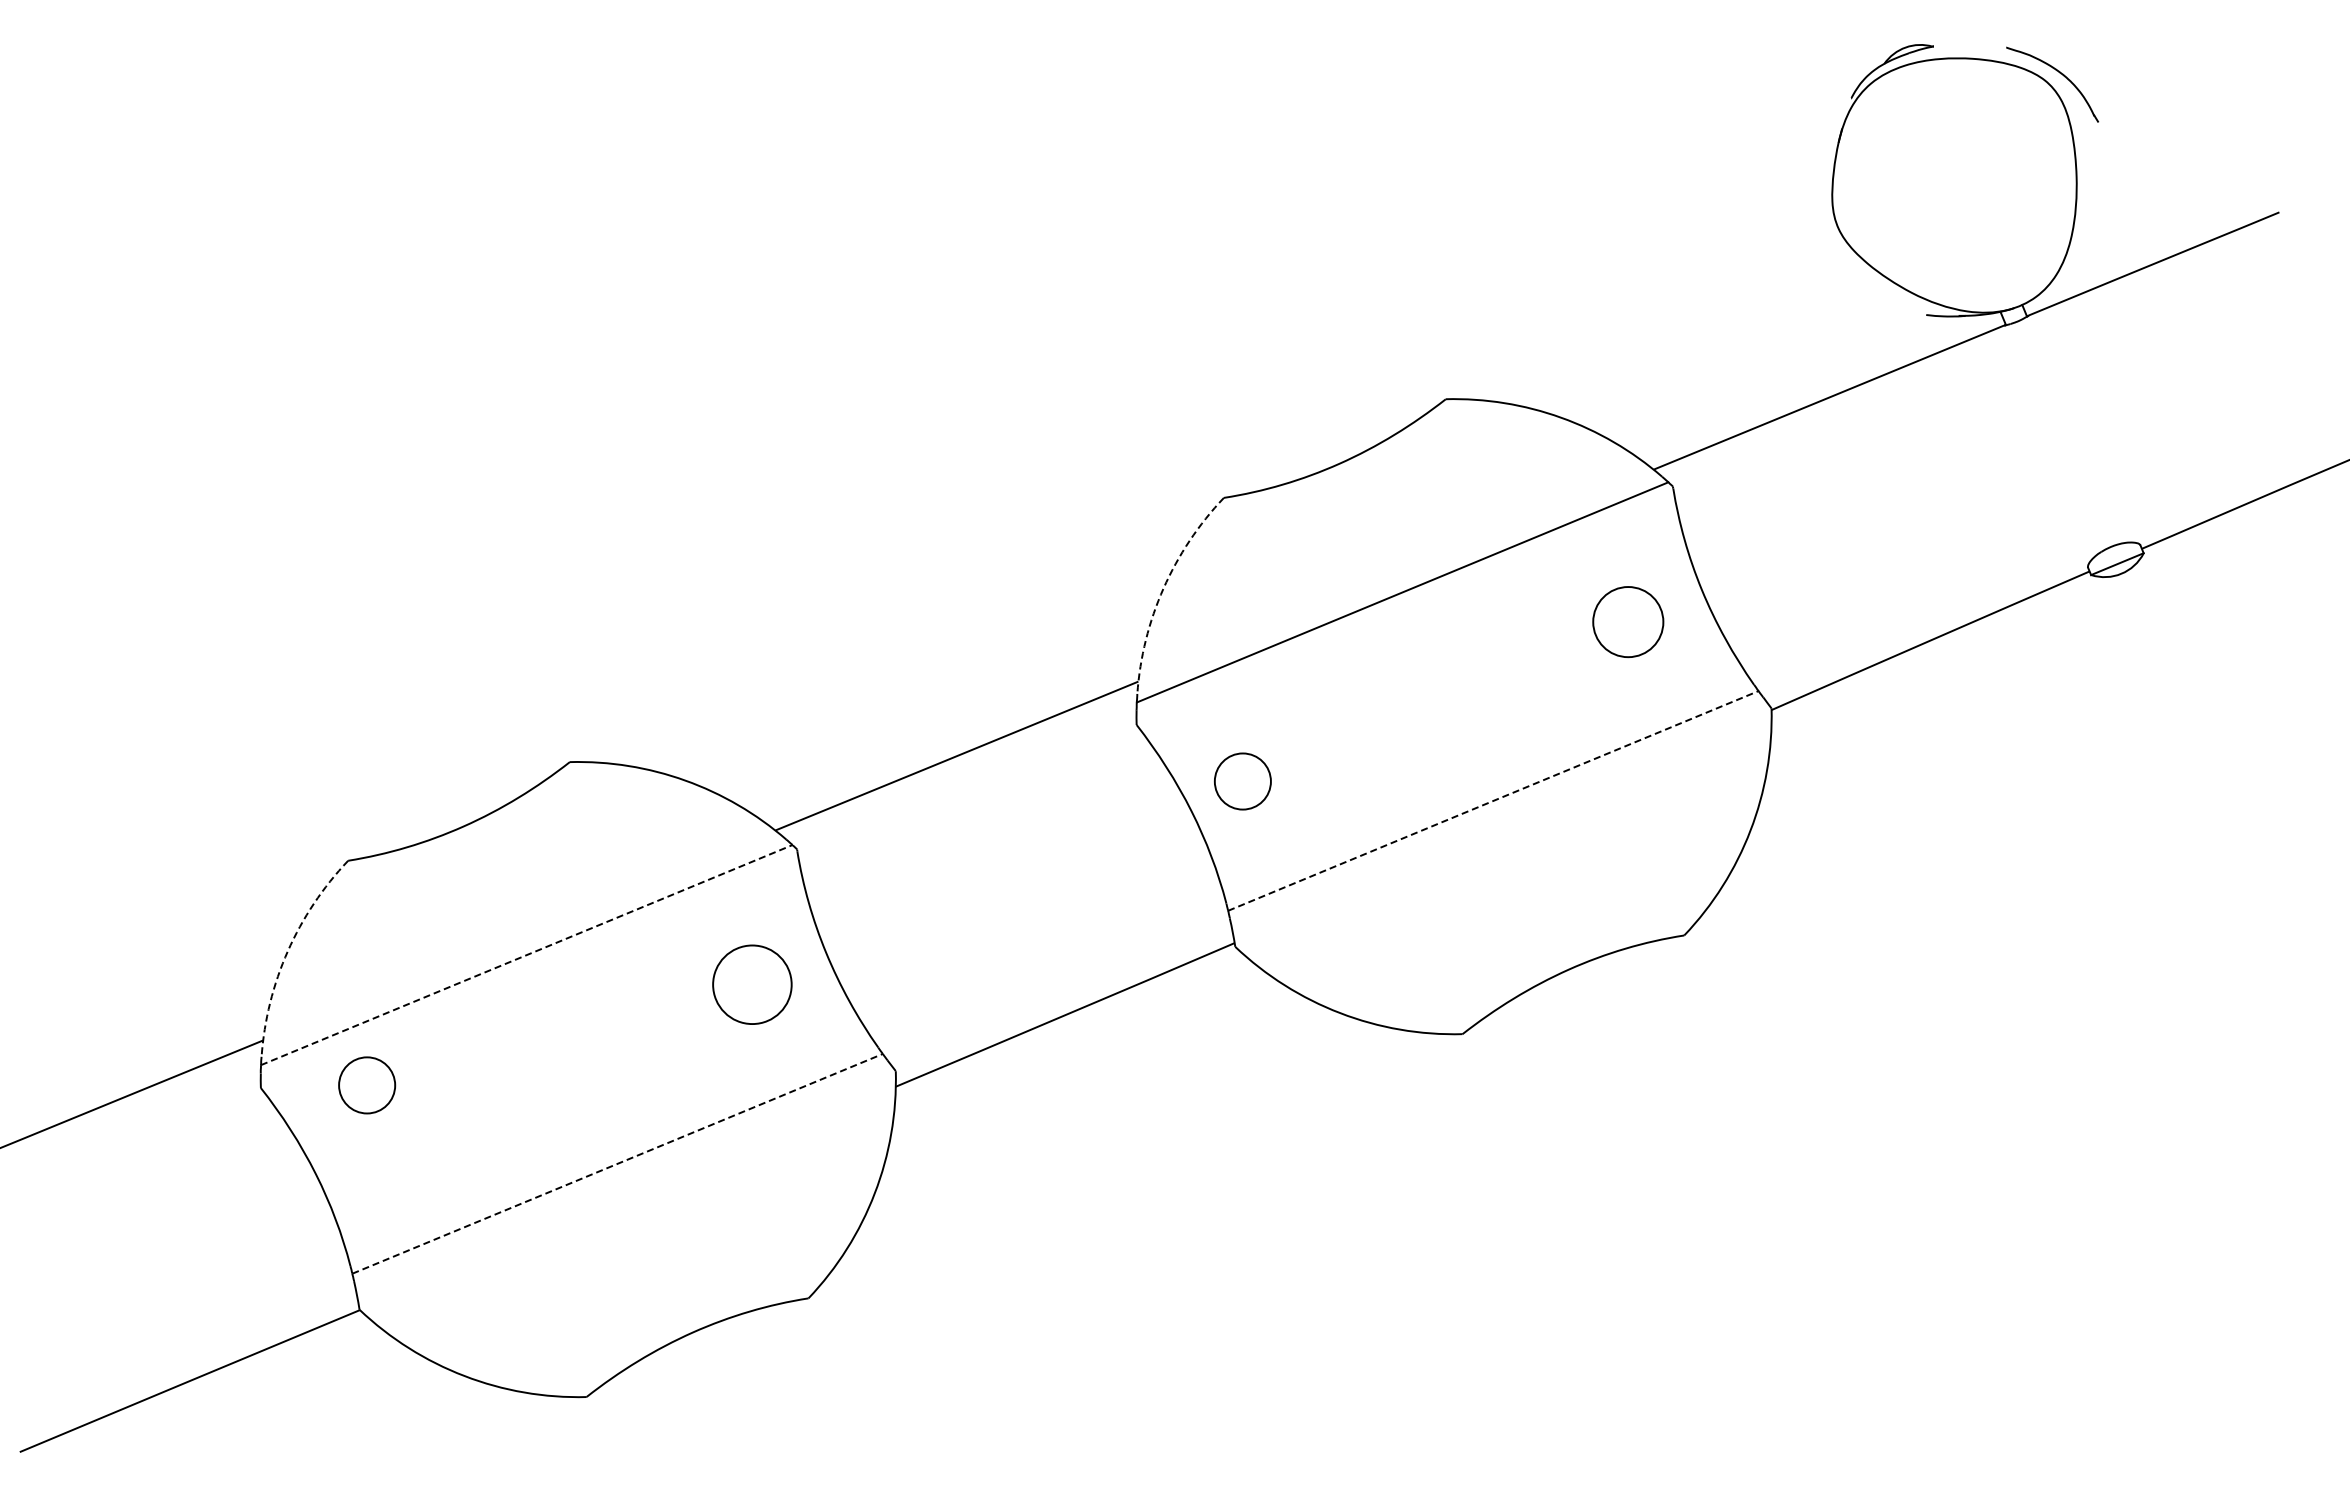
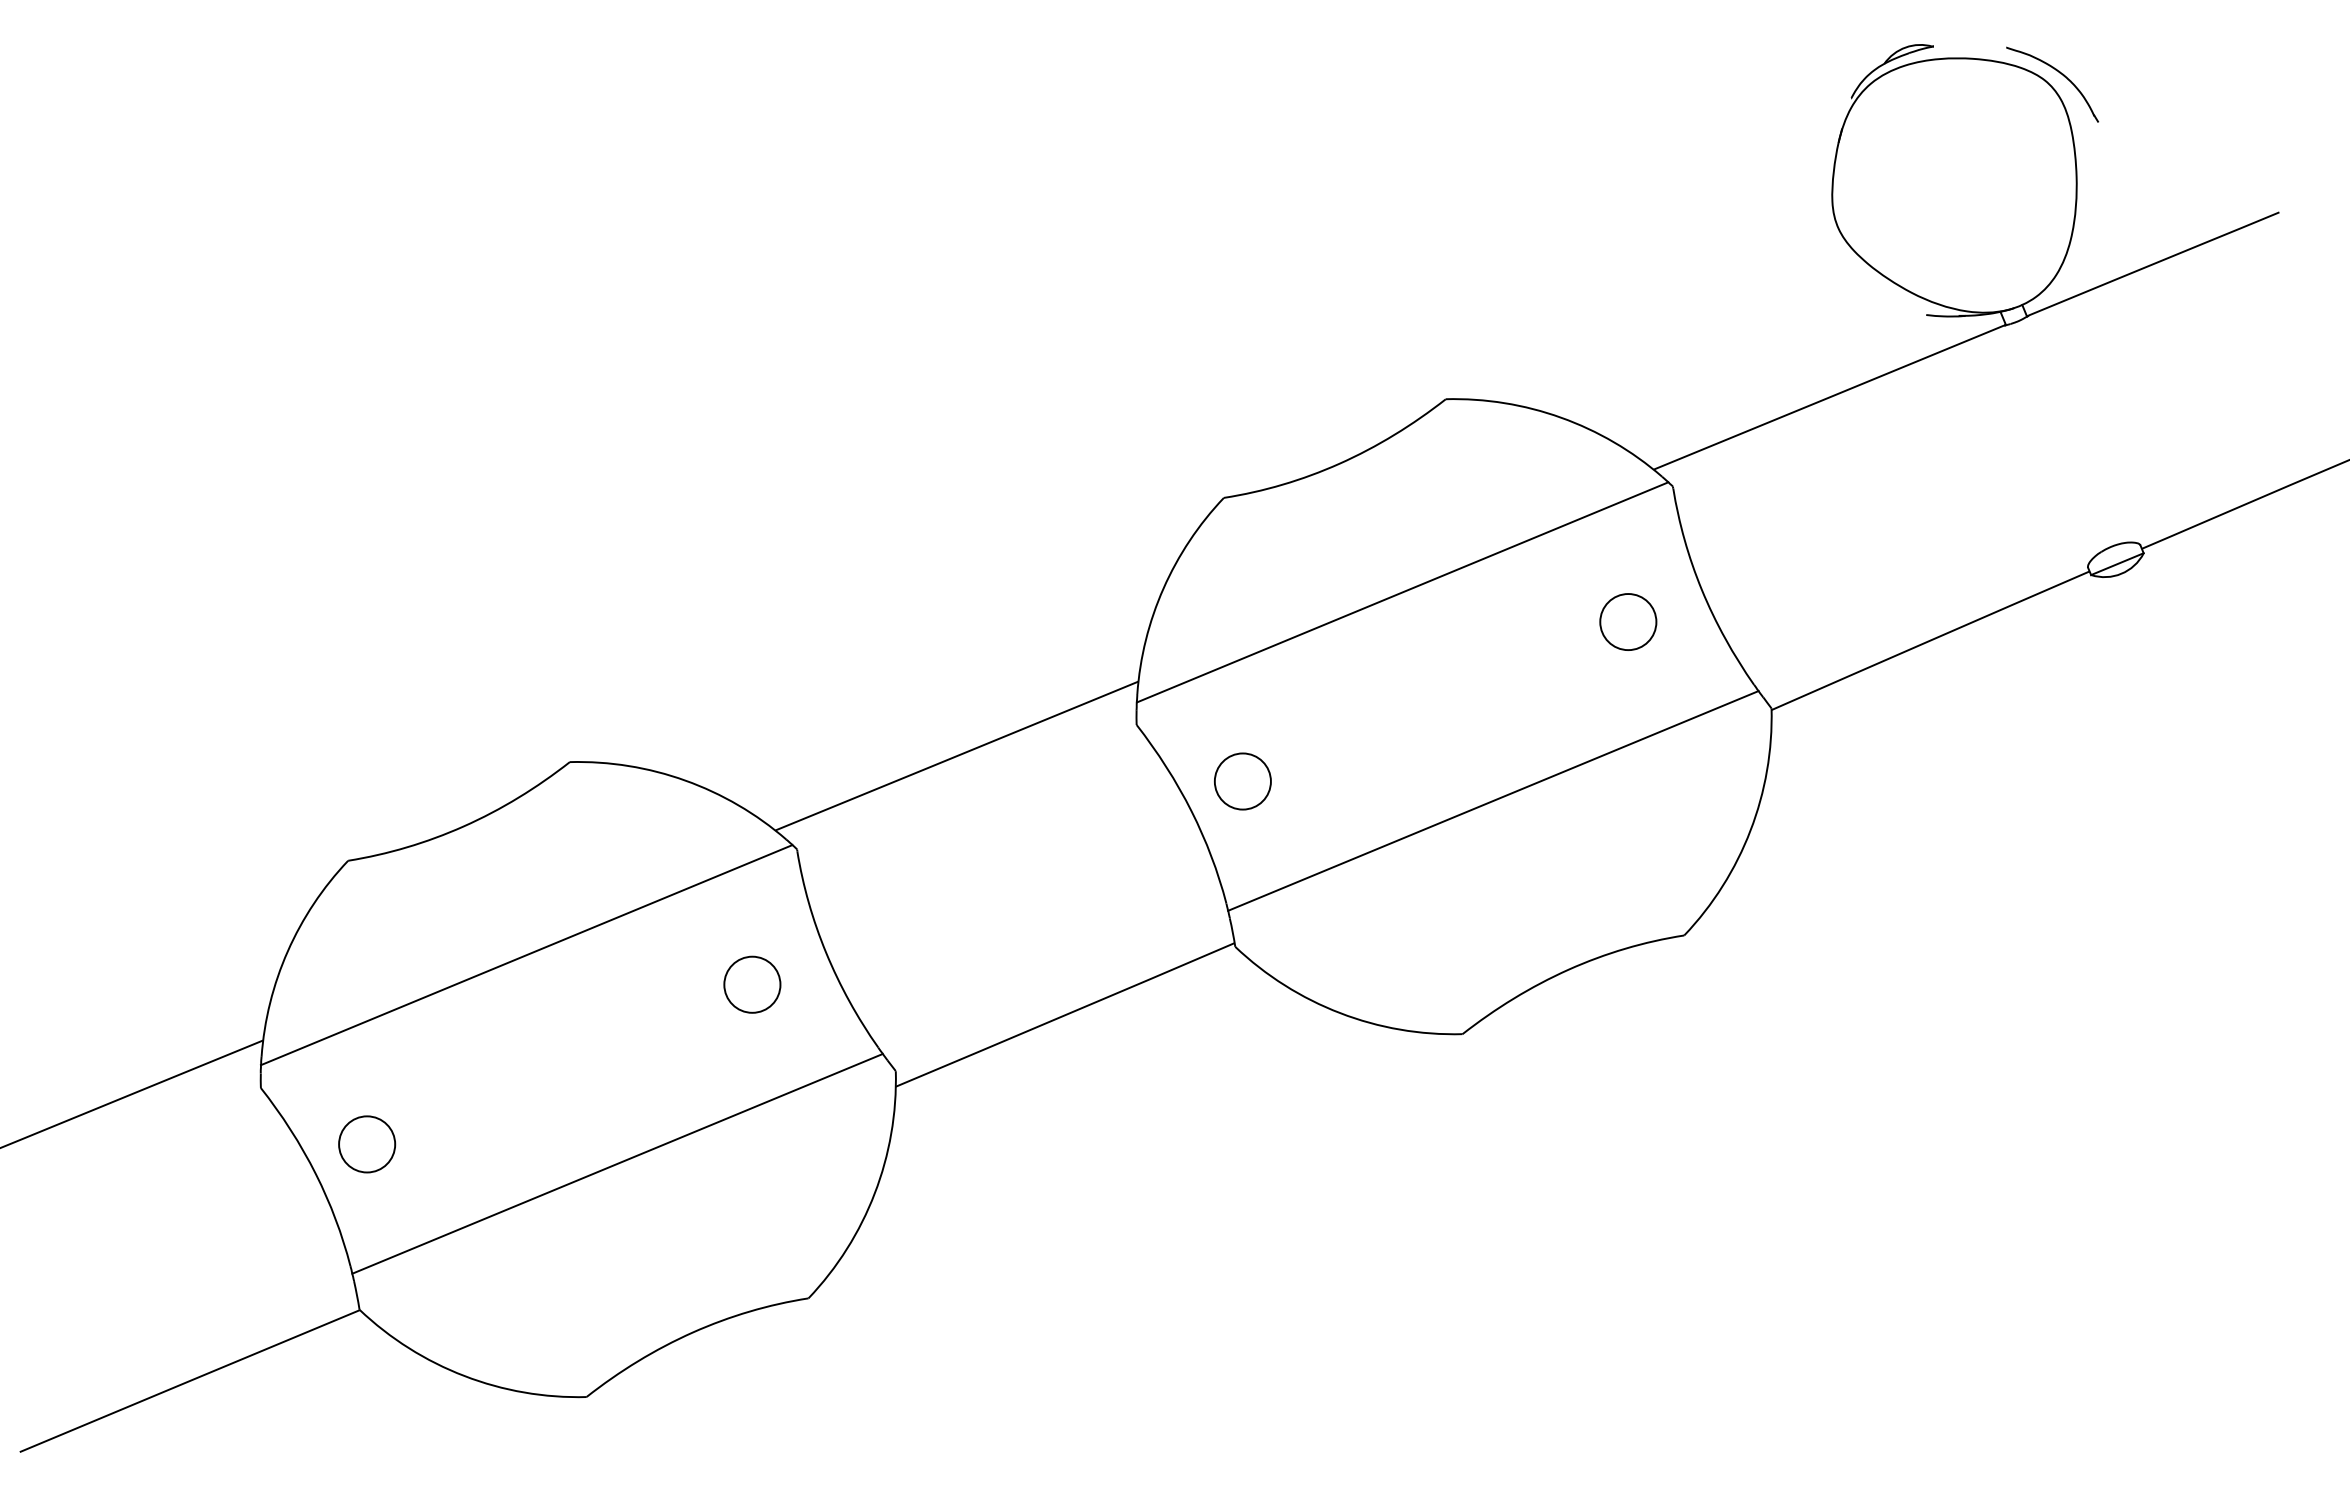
arc: dashed -> solid (1163, 588)
circle size: 73x73 px -> 59x58 px (1628, 621)
line: dashed -> solid (1493, 800)
arc: dashed -> solid (287, 951)
line: dashed -> solid (526, 955)
circle diameter: 79 px -> 56 px (752, 984)
circle position: (367, 1085) -> (367, 1144) (367, 1144)
line: dashed -> solid (618, 1163)
